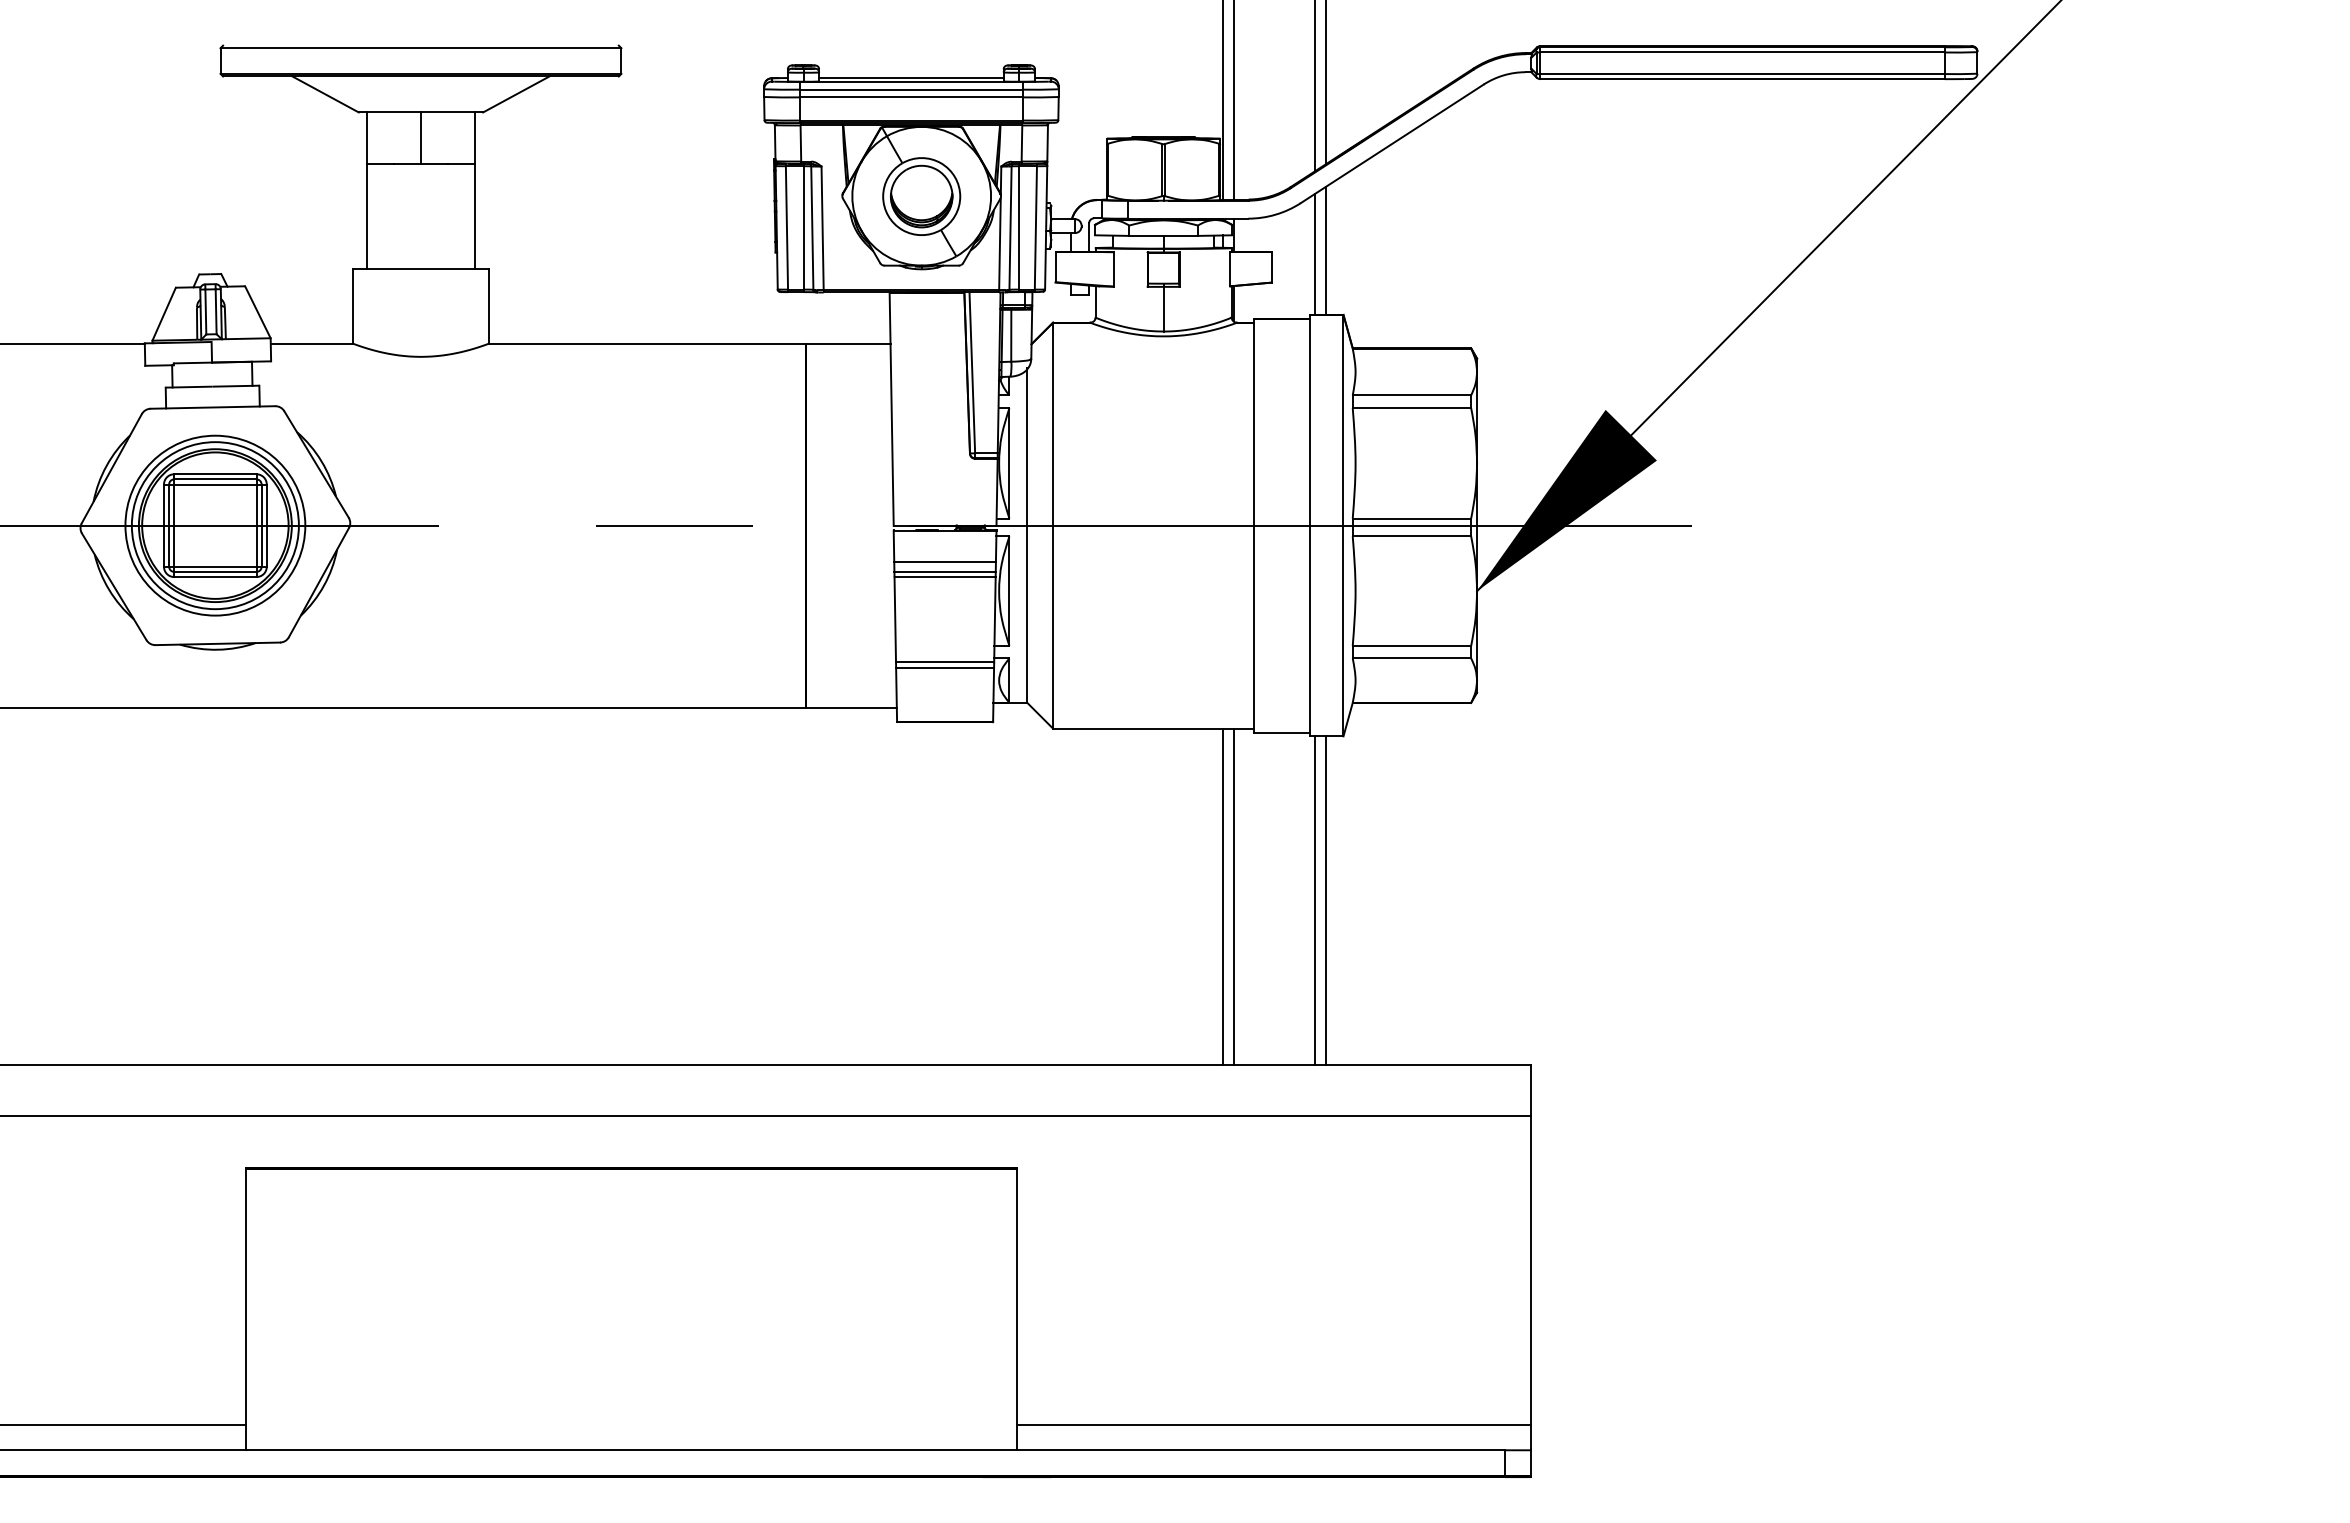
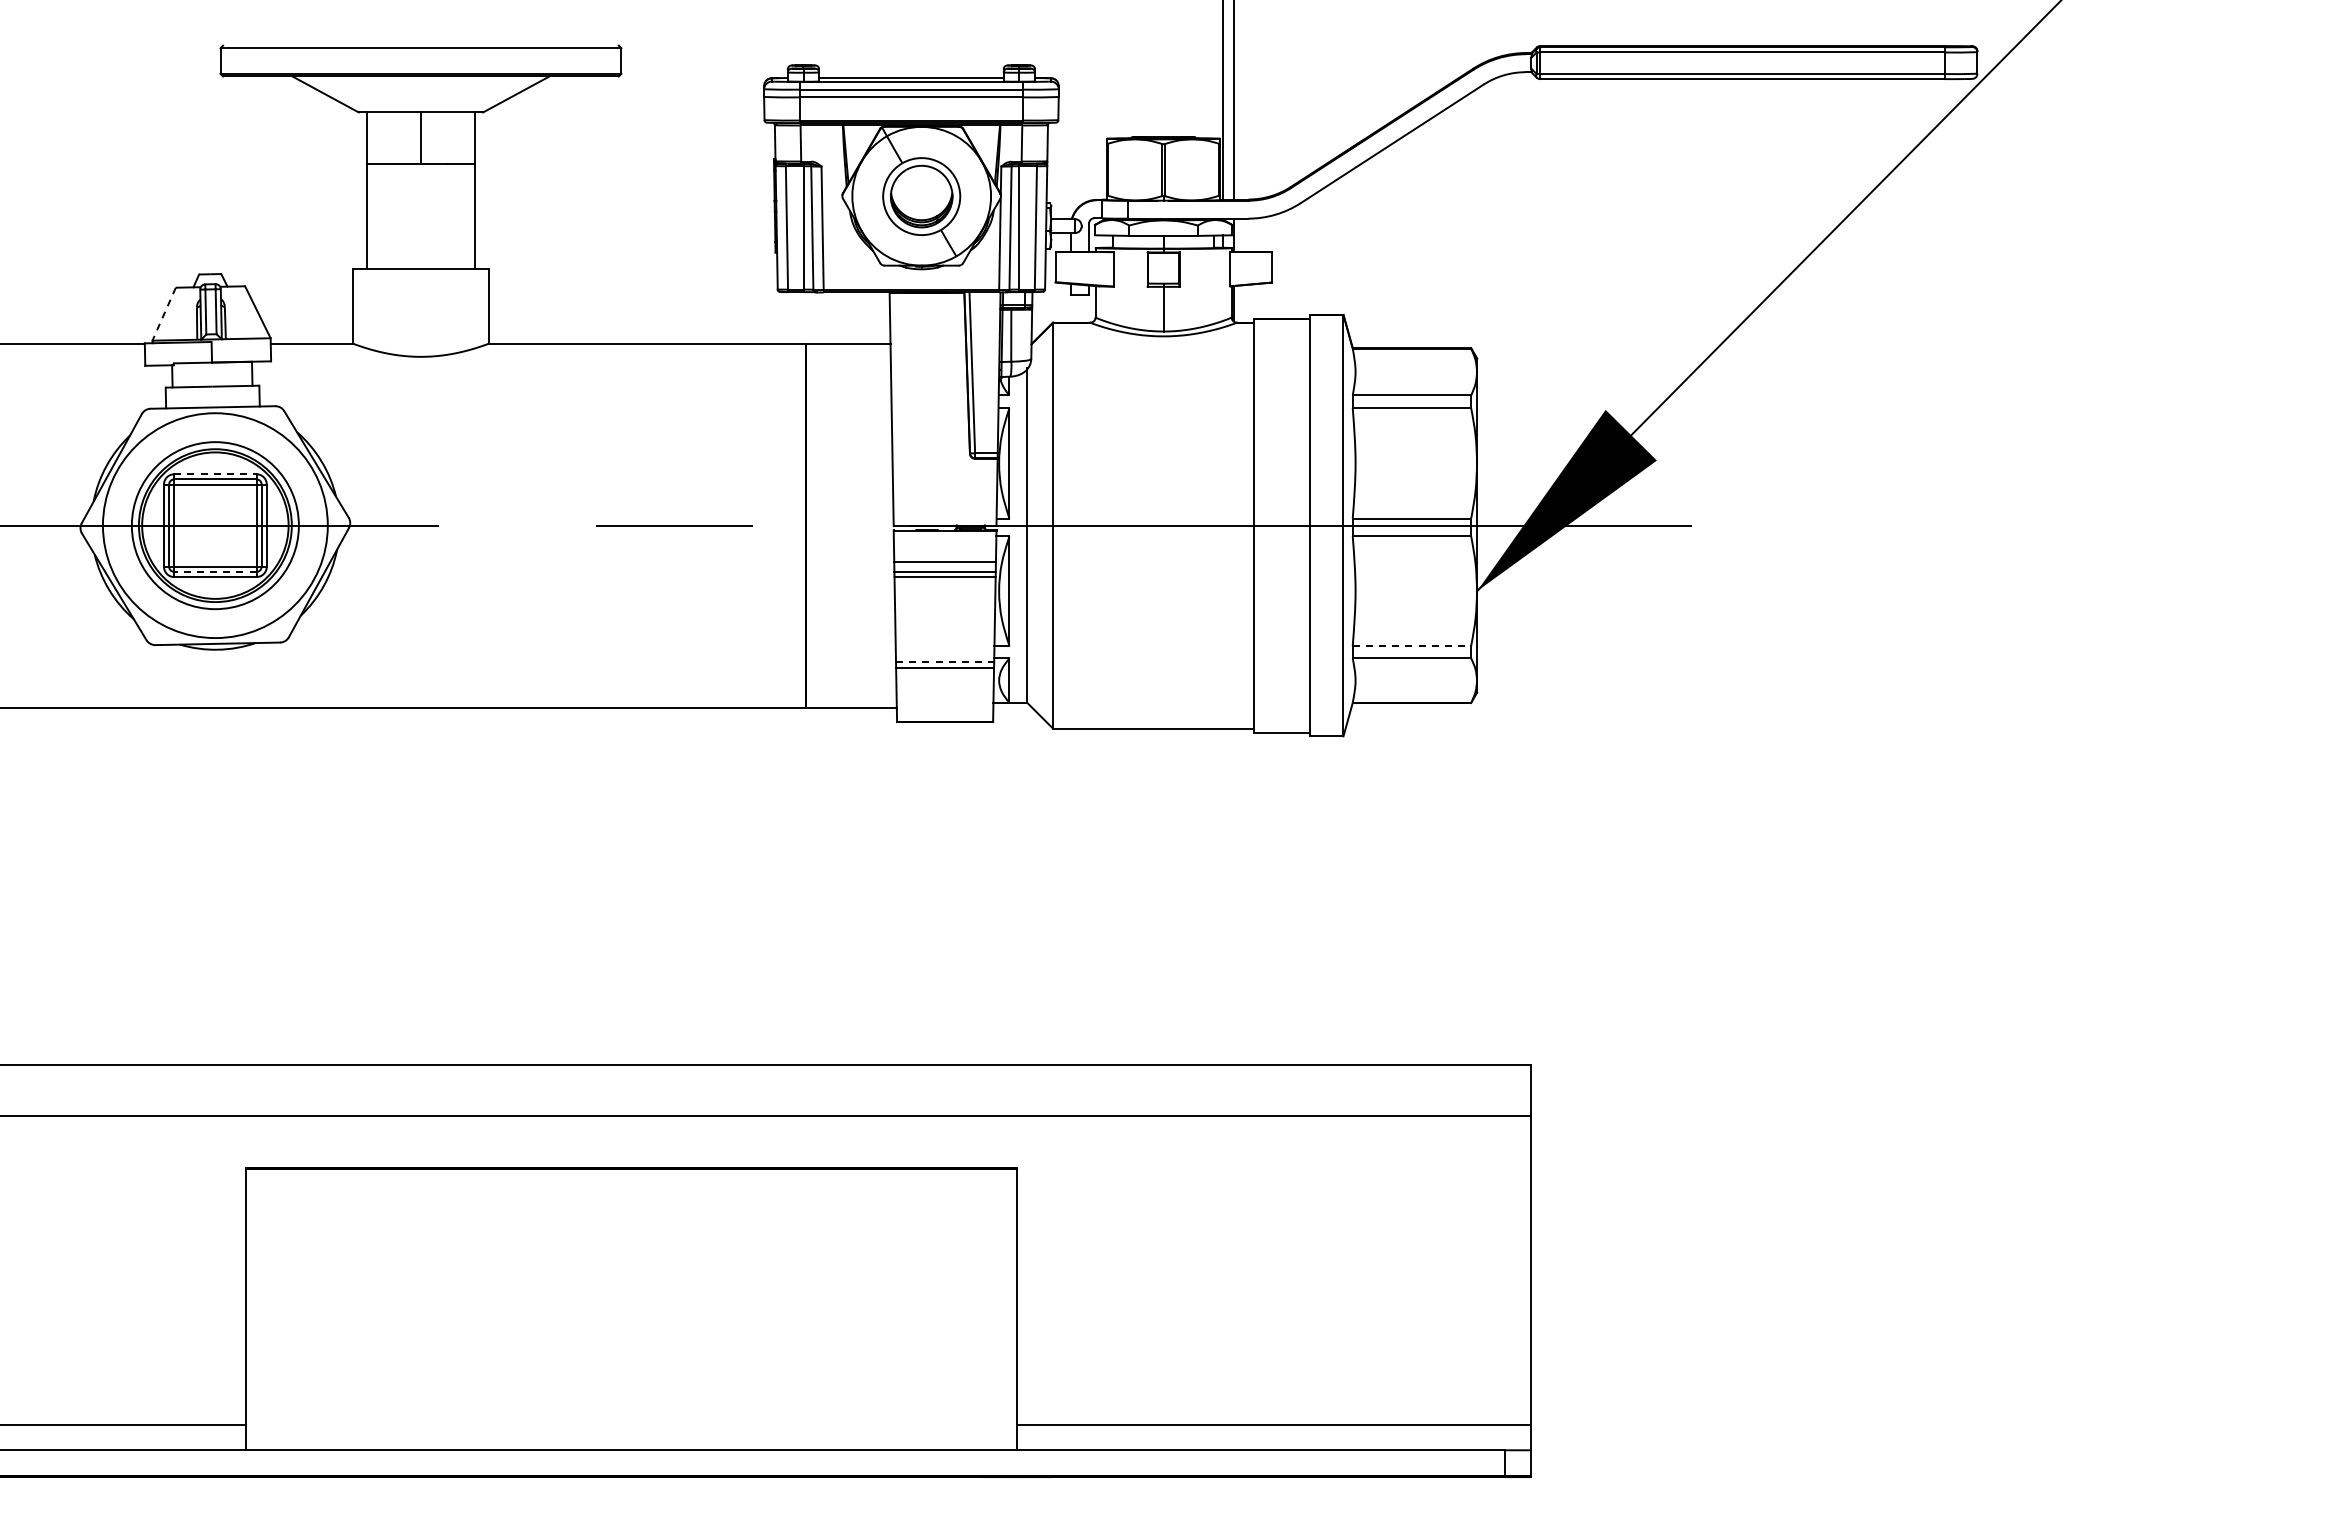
line: present -> none (1325, 83)
line: present -> none (1314, 86)
line: present -> none (1325, 250)
line: present -> none (1314, 254)
line: solid -> dashed (164, 314)
line: solid -> dashed (215, 474)
circle diameter: 180 px -> 225 px (214, 525)
line: solid -> dashed (214, 571)
line: solid -> dashed (1412, 645)
line: solid -> dashed (945, 662)
line: present -> none (1222, 896)
line: present -> none (1233, 896)
line: present -> none (1314, 900)
line: present -> none (1325, 900)
